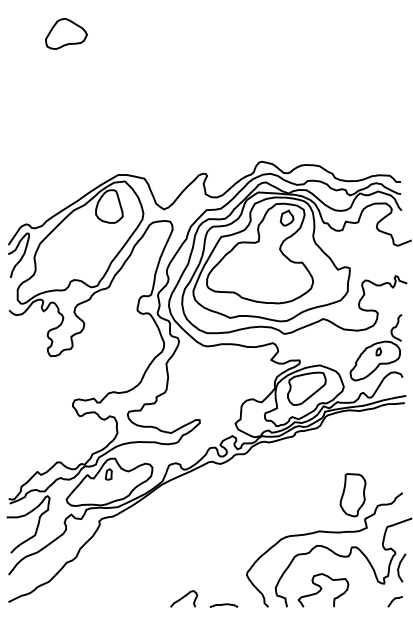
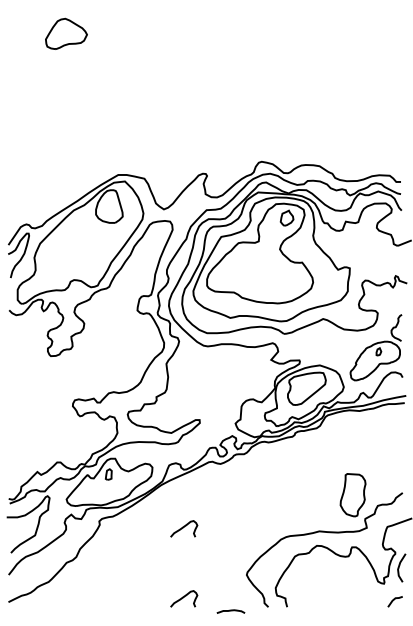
curve: none -> present (184, 527)
curve: present -> none (321, 590)
curve position: (223, 605) -> (230, 611) (230, 611)
